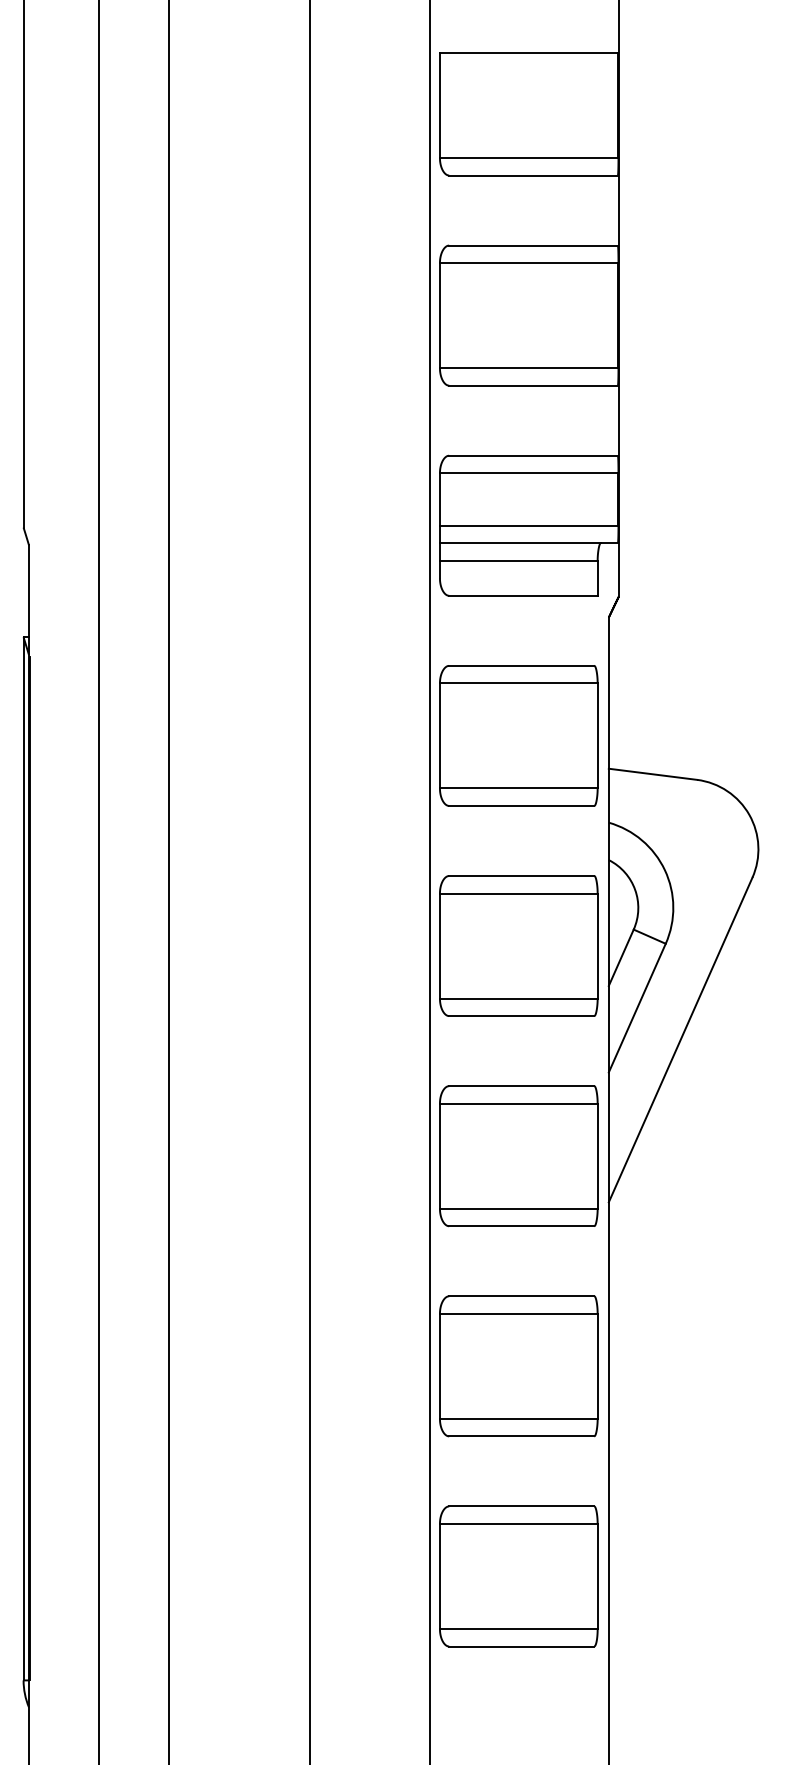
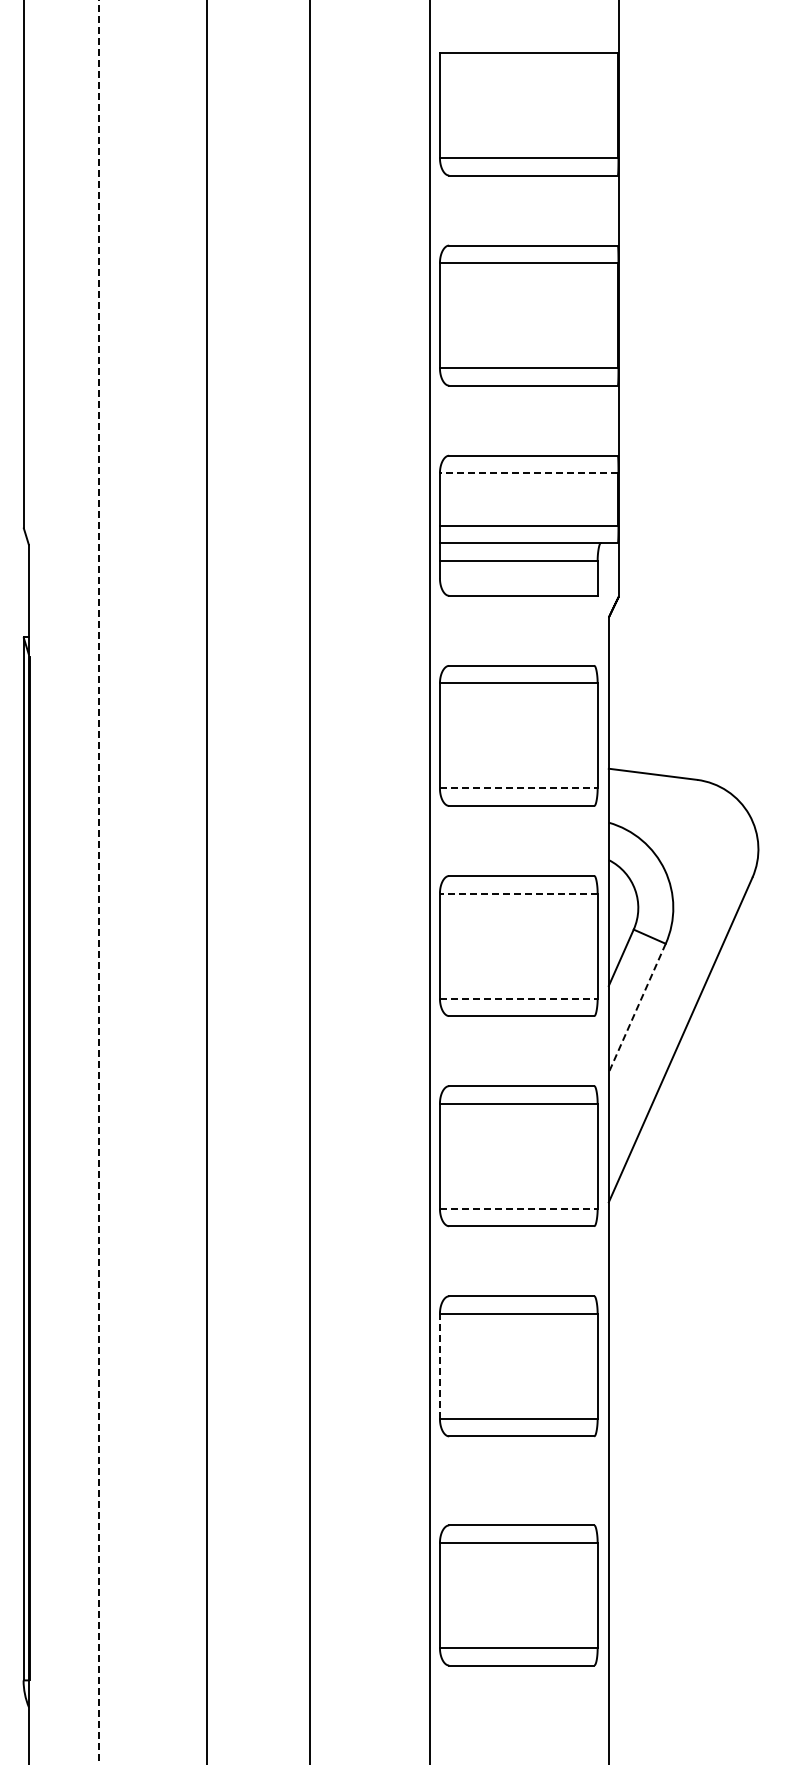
line: solid -> dashed (528, 473)
line: solid -> dashed (518, 788)
line position: (169, 881) -> (207, 881) (207, 881)
line: solid -> dashed (98, 882)
line: solid -> dashed (518, 893)
line: solid -> dashed (518, 998)
line: solid -> dashed (637, 1008)
line: solid -> dashed (518, 1208)
line: solid -> dashed (439, 1366)
part position: (518, 1576) -> (518, 1595) (518, 1595)
